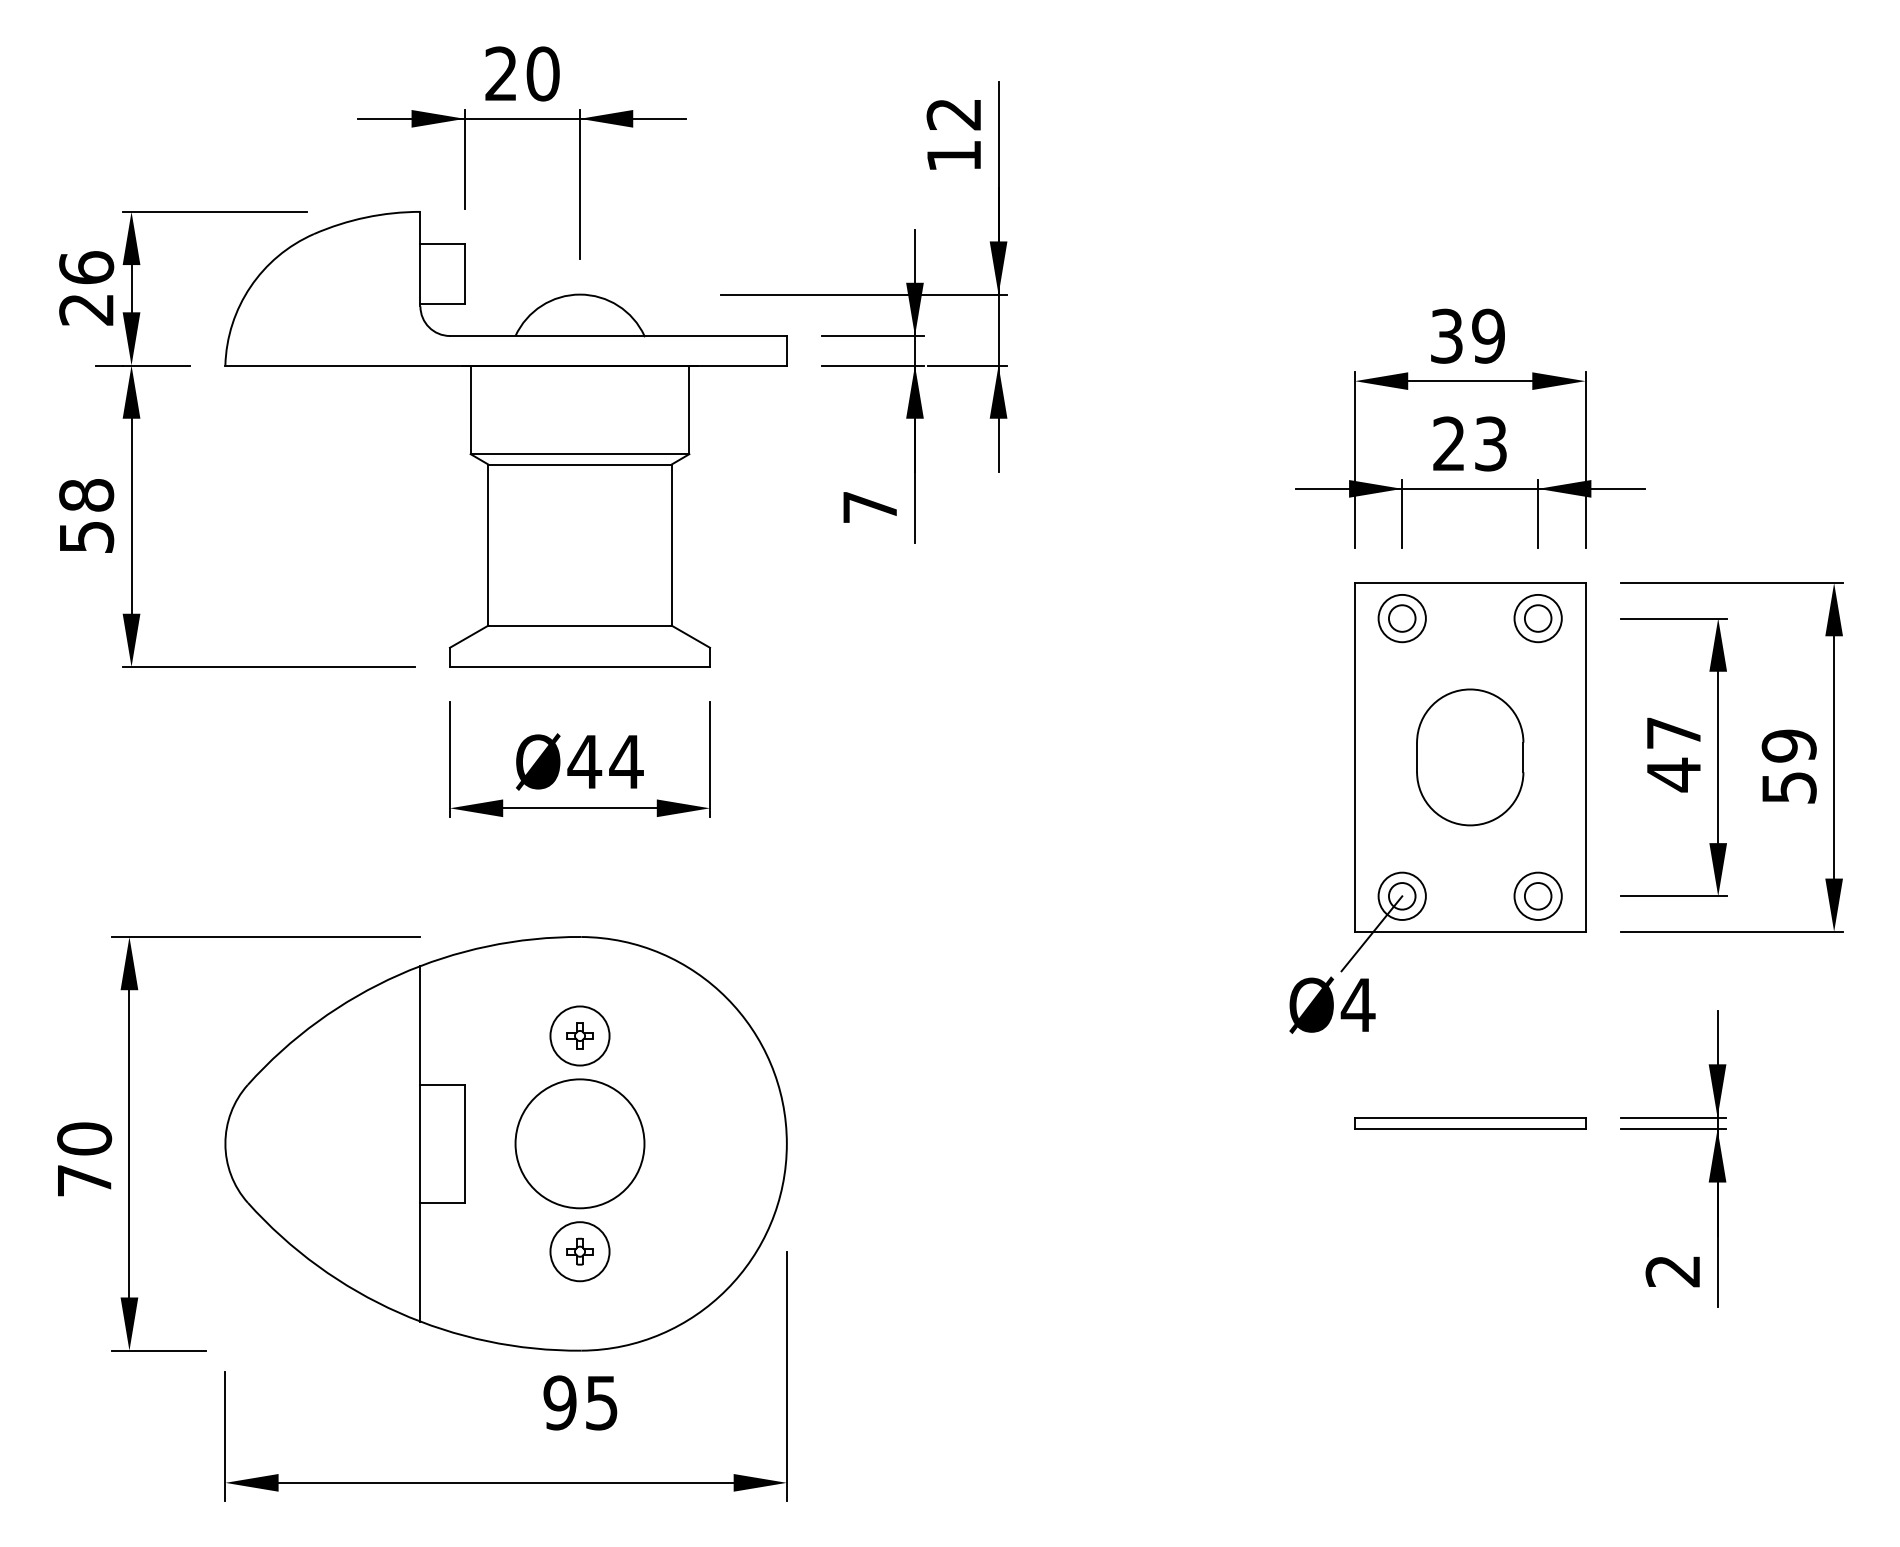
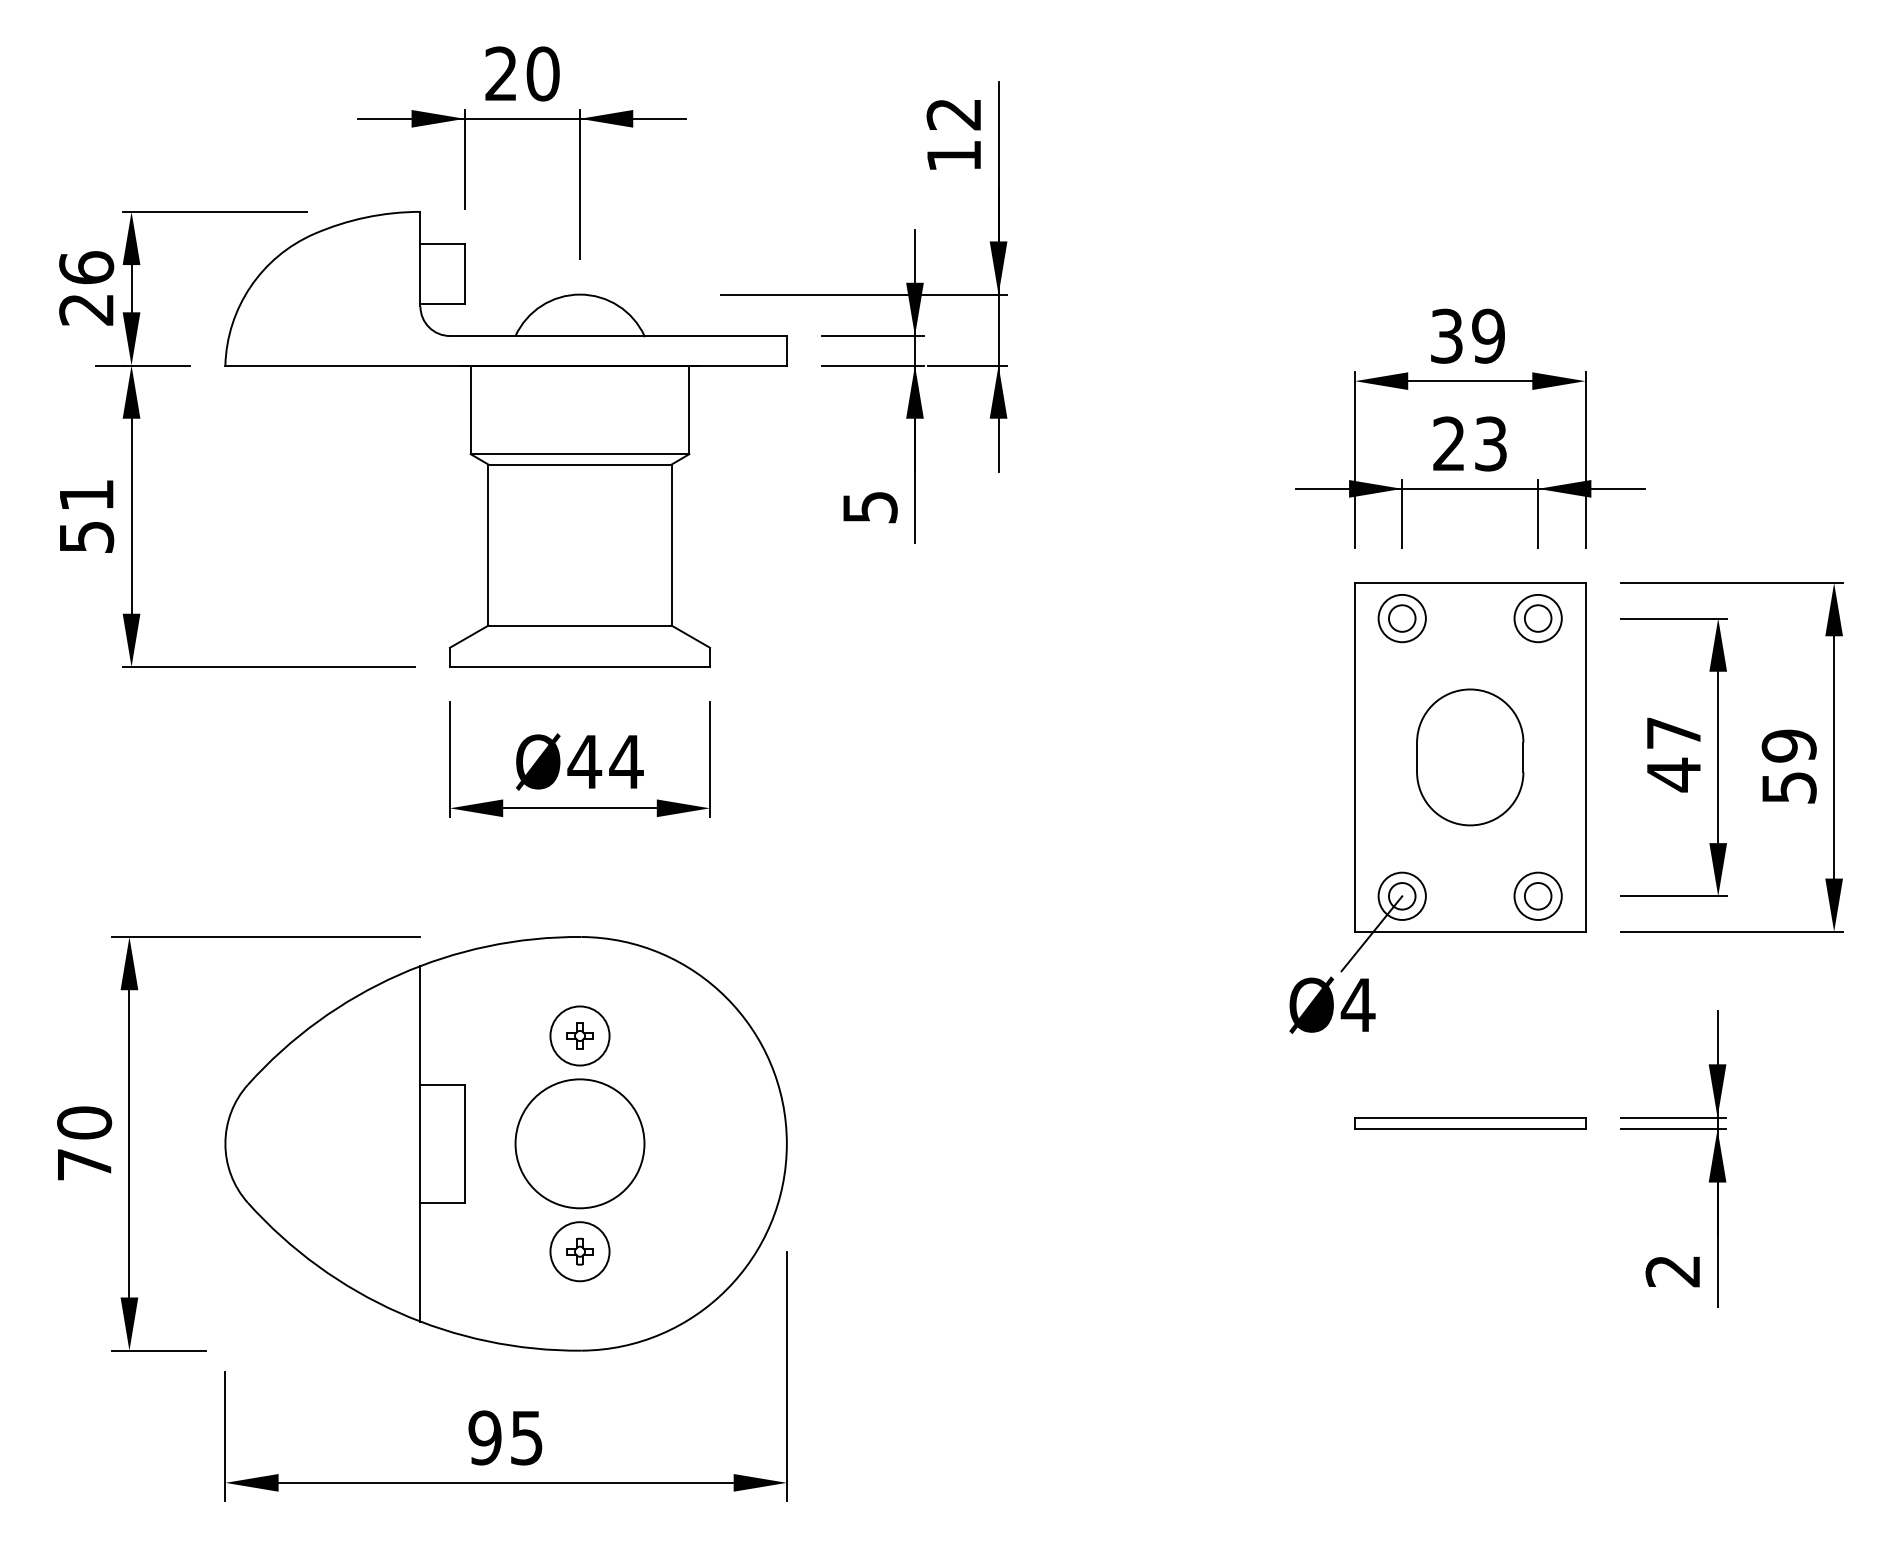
text: 58 -> 51 (86, 495)
text: 7 -> 5 (870, 507)
text position: (84, 1159) -> (84, 1143) (84, 1143)
text position: (580, 1402) -> (505, 1437) (505, 1437)
